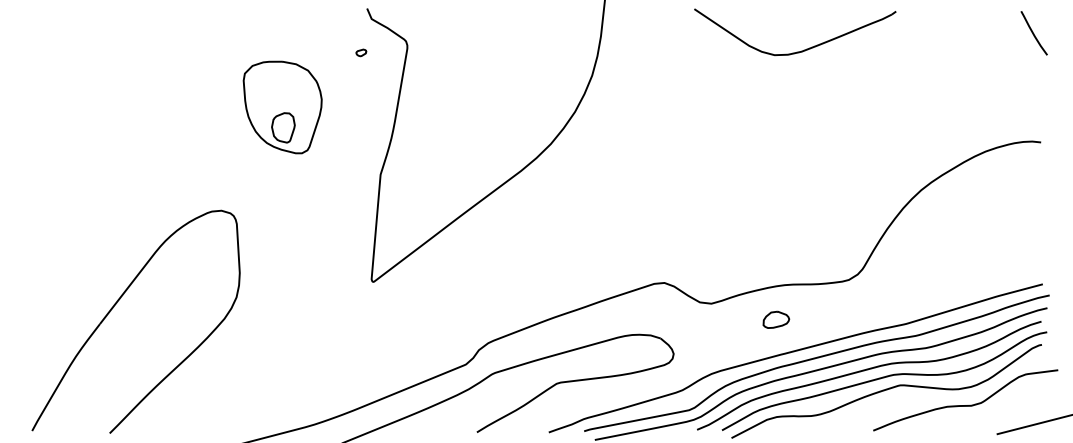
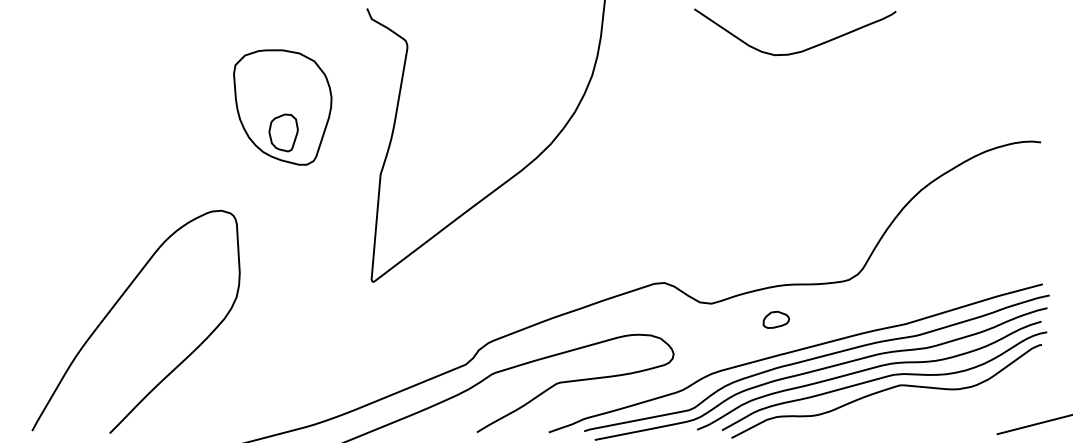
curve: present -> none (1033, 33)
part: present -> none (361, 52)
part size: 81x95 px -> 100x117 px (282, 107)
curve: present -> none (965, 405)
